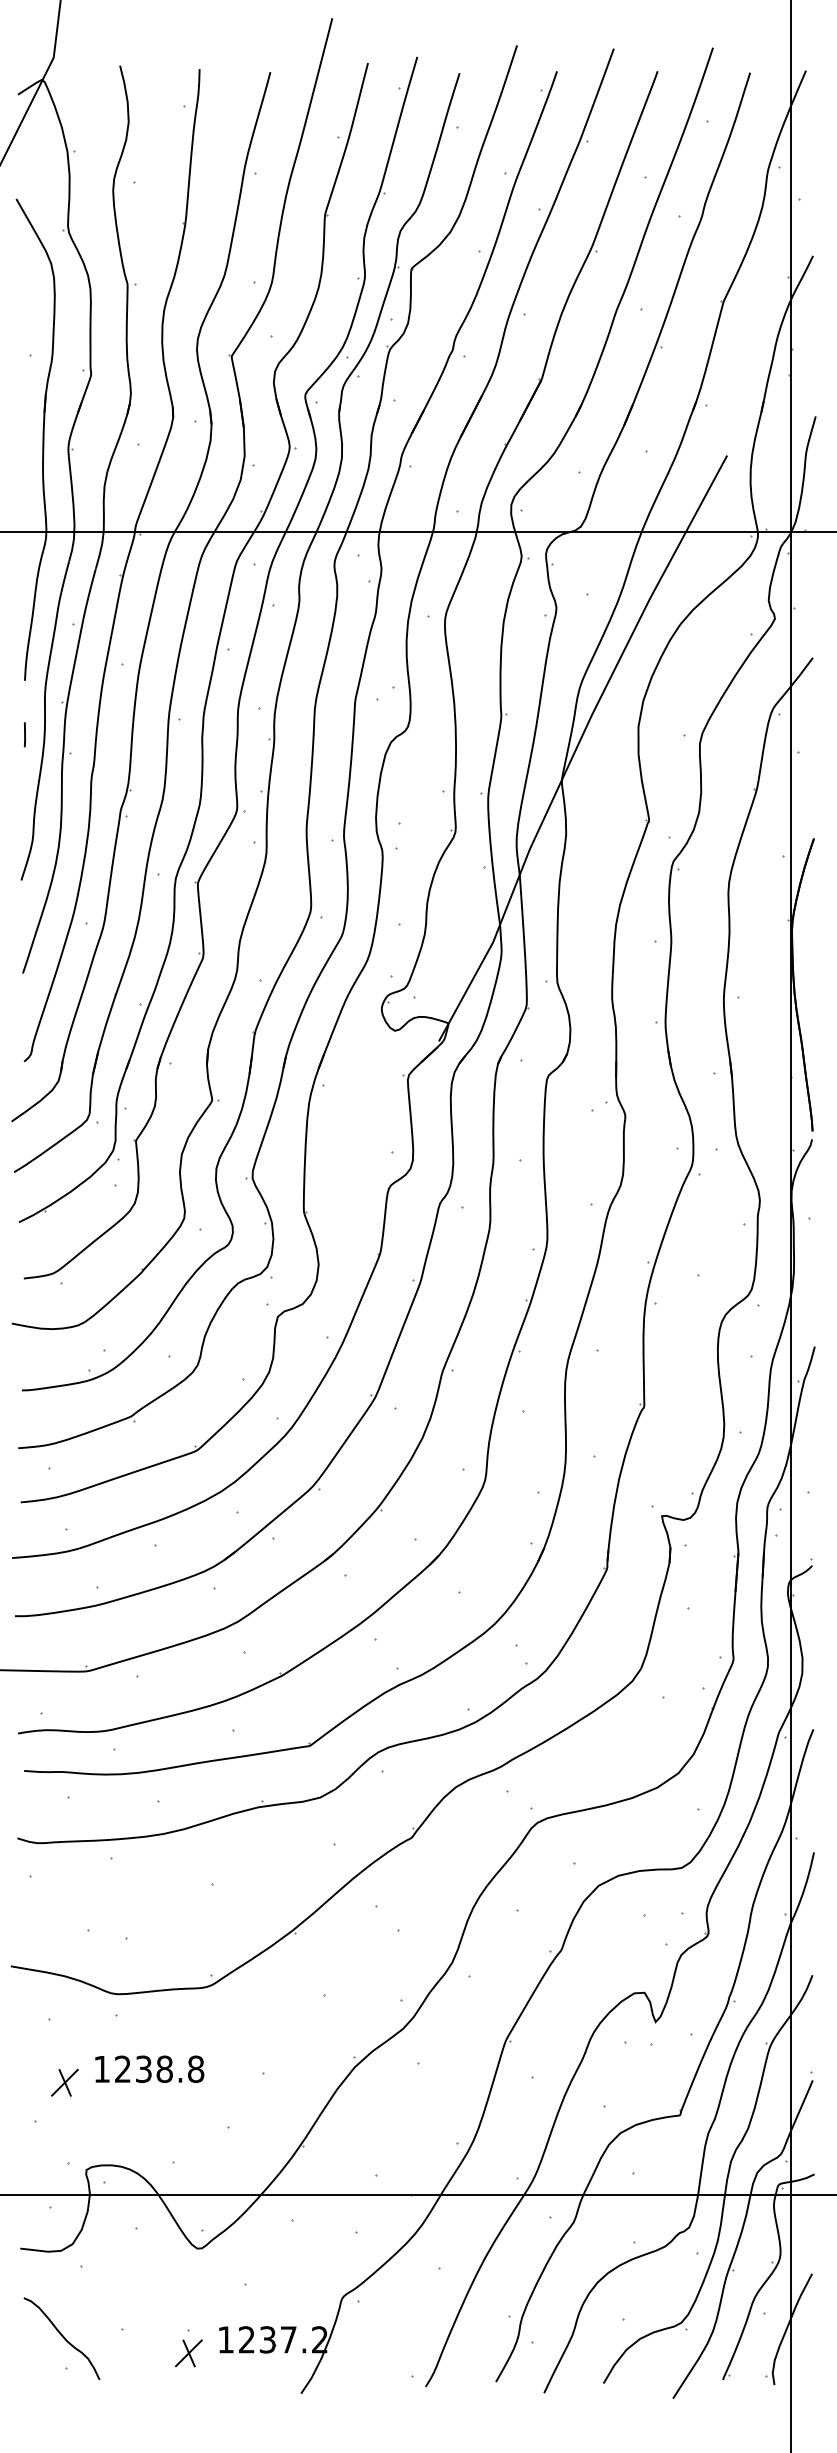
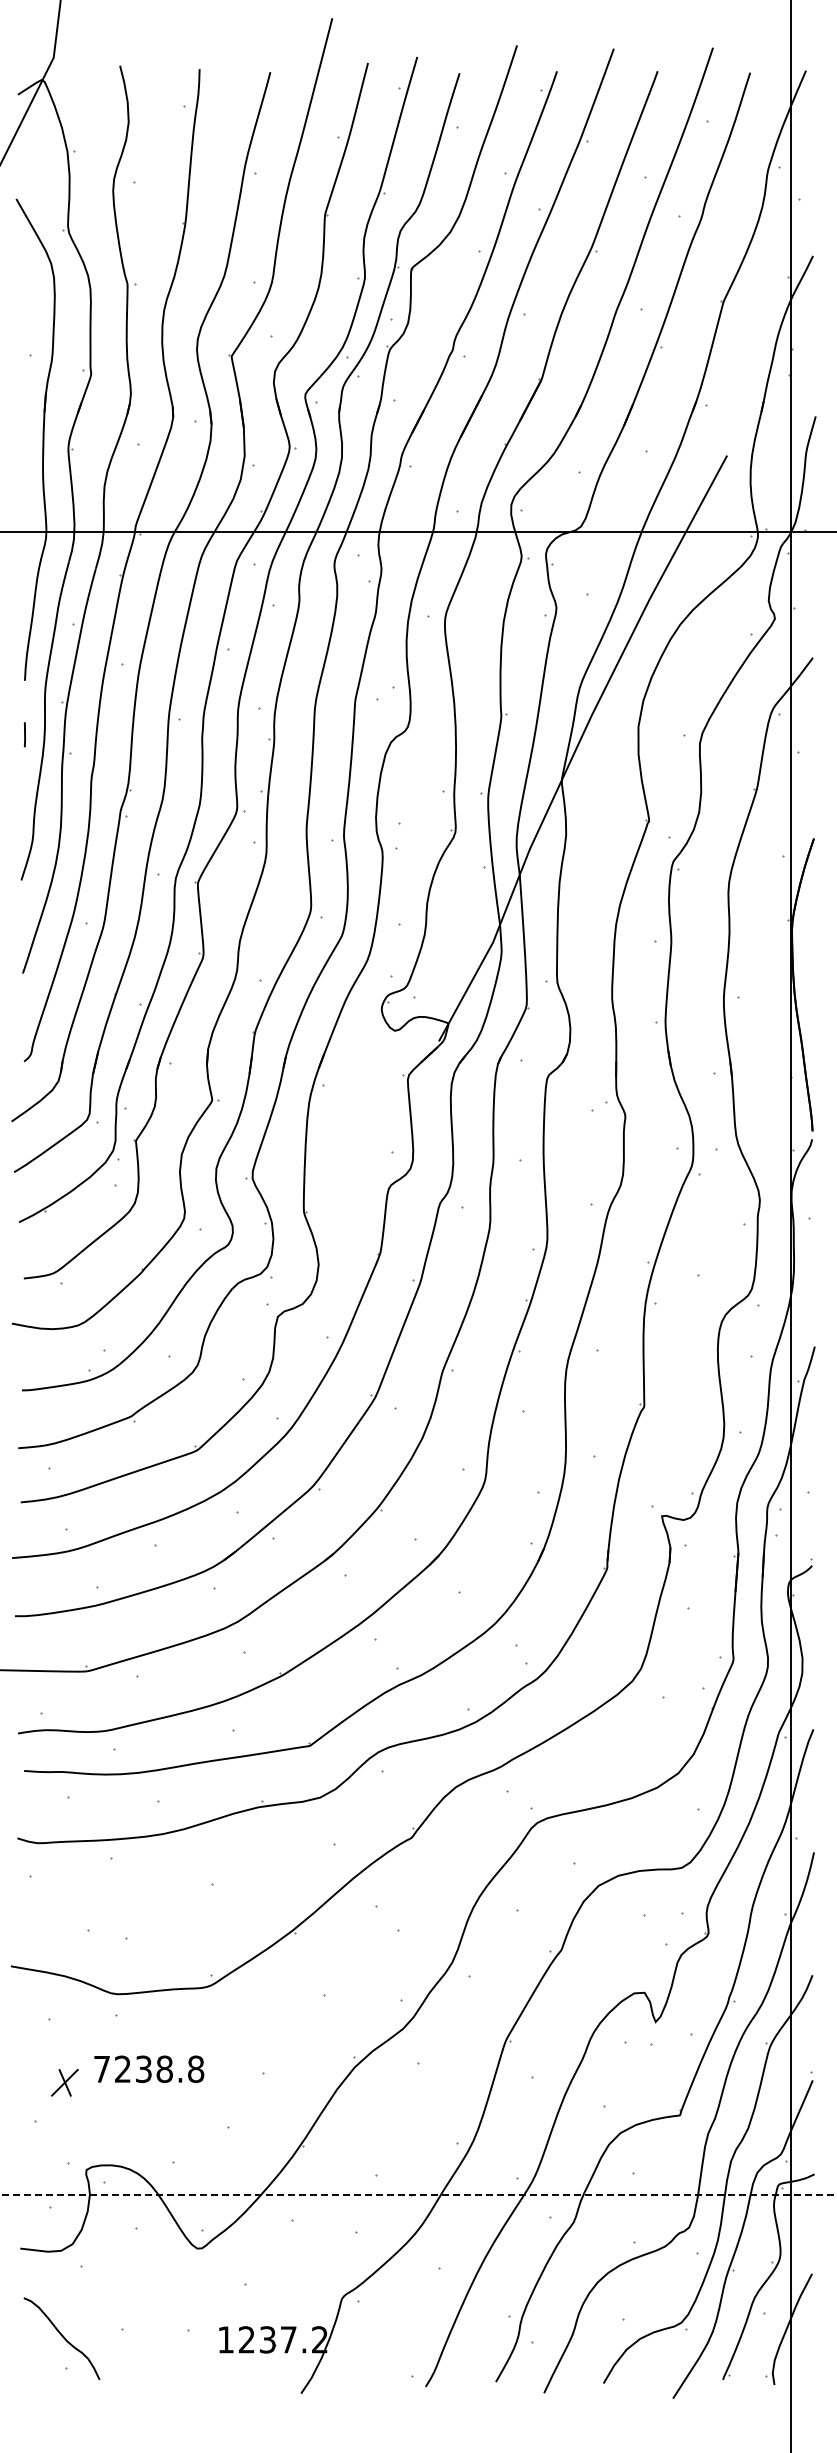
text: 1238.8 -> 7238.8 (101, 2069)
line: solid -> dashed (418, 2195)
part: present -> none (188, 2353)
